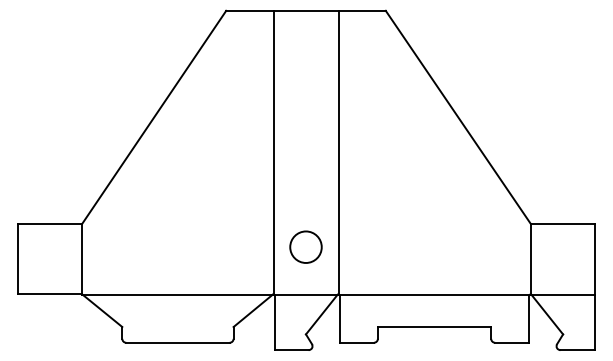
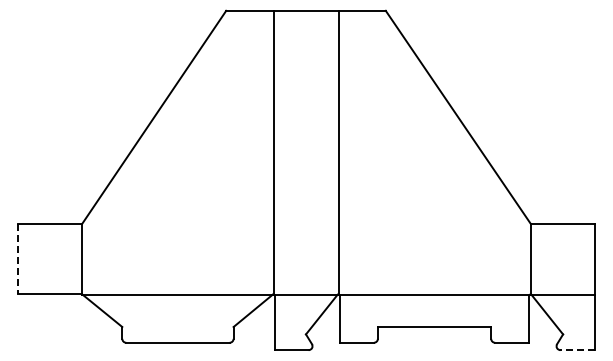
circle: present -> none (305, 246)
line: solid -> dashed (18, 258)
line: solid -> dashed (577, 350)
